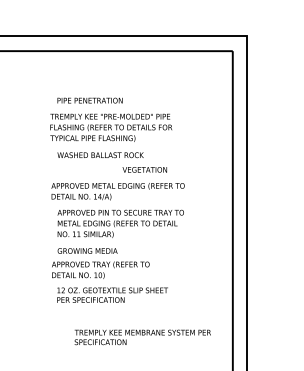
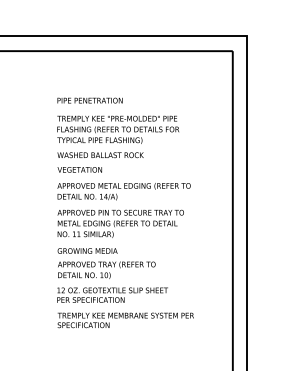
text position: (111, 127) -> (118, 129) (118, 129)
text position: (144, 169) -> (79, 169) (79, 169)
text position: (117, 191) -> (123, 191) (123, 191)
text position: (100, 269) -> (106, 269) (106, 269)
text position: (142, 337) -> (125, 320) (125, 320)
